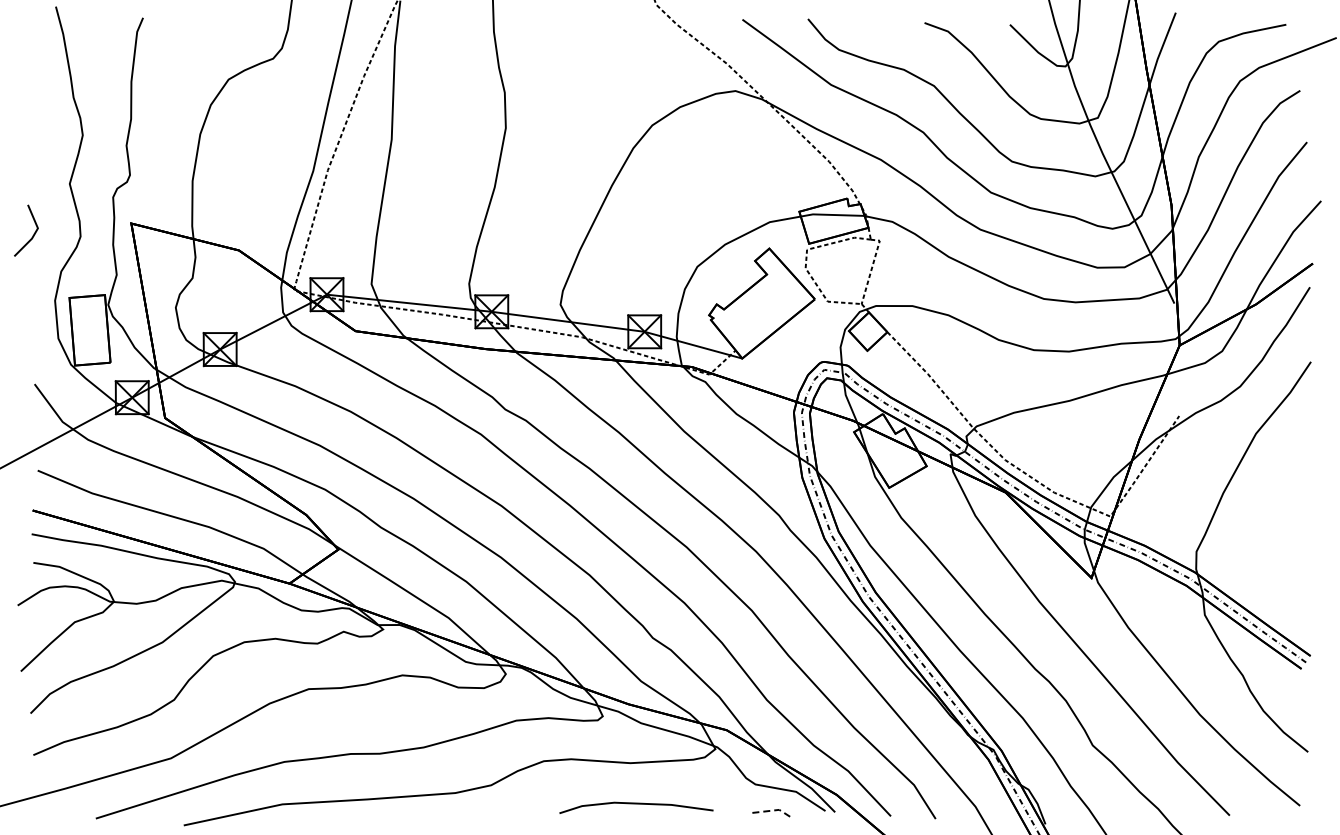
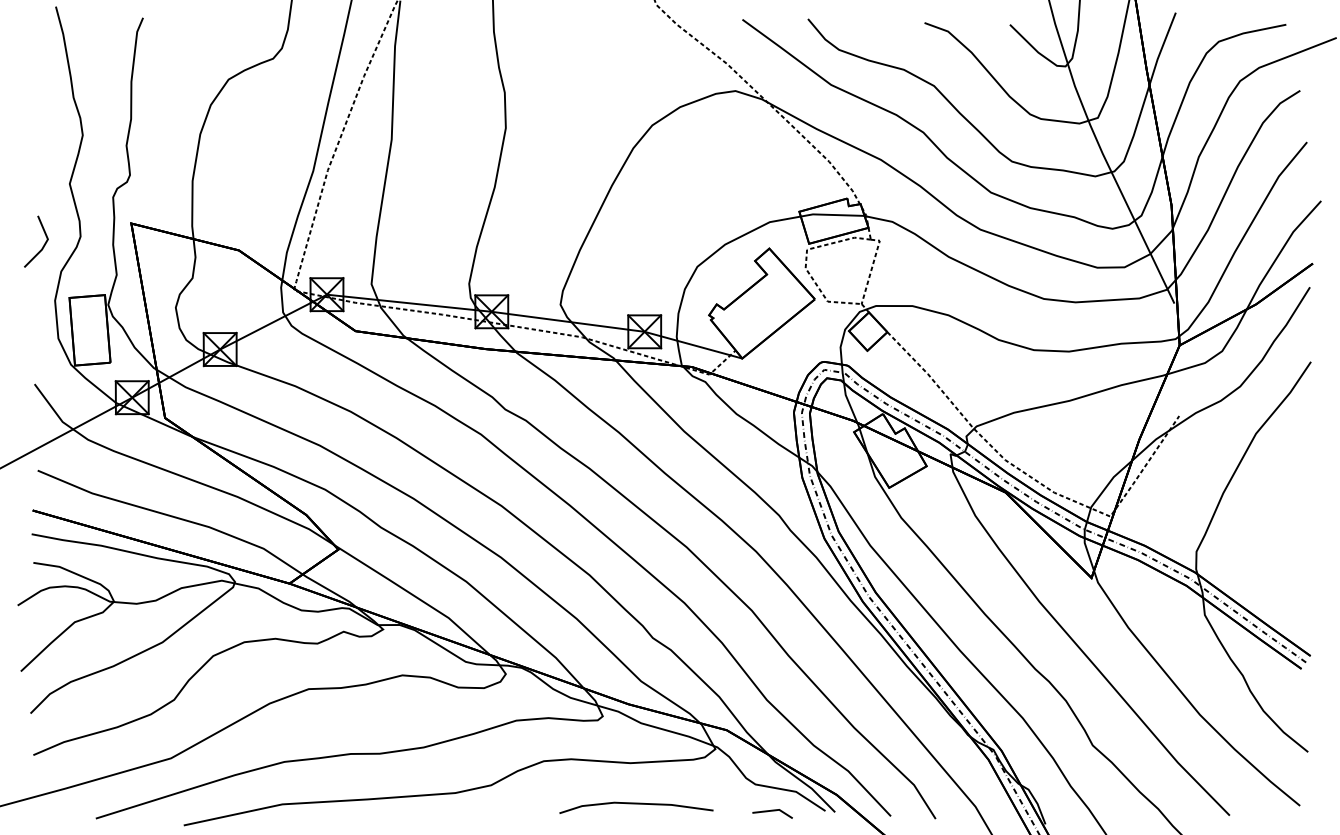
line position: (33, 233) -> (43, 244) (43, 244)
line: dashed -> solid (774, 810)
